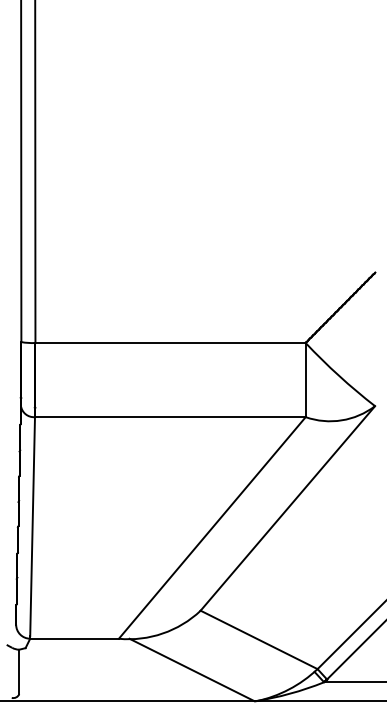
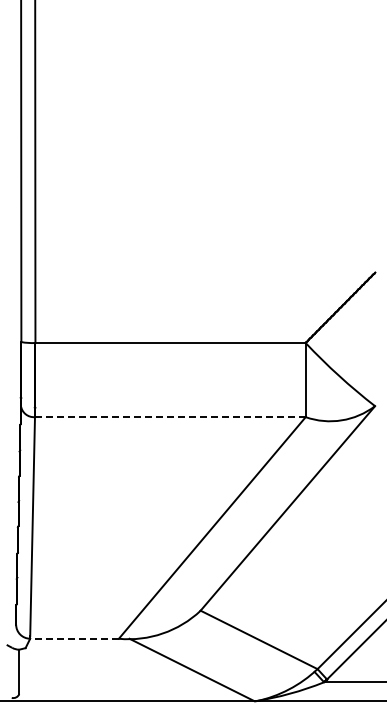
line: solid -> dashed (169, 417)
line: solid -> dashed (74, 638)
